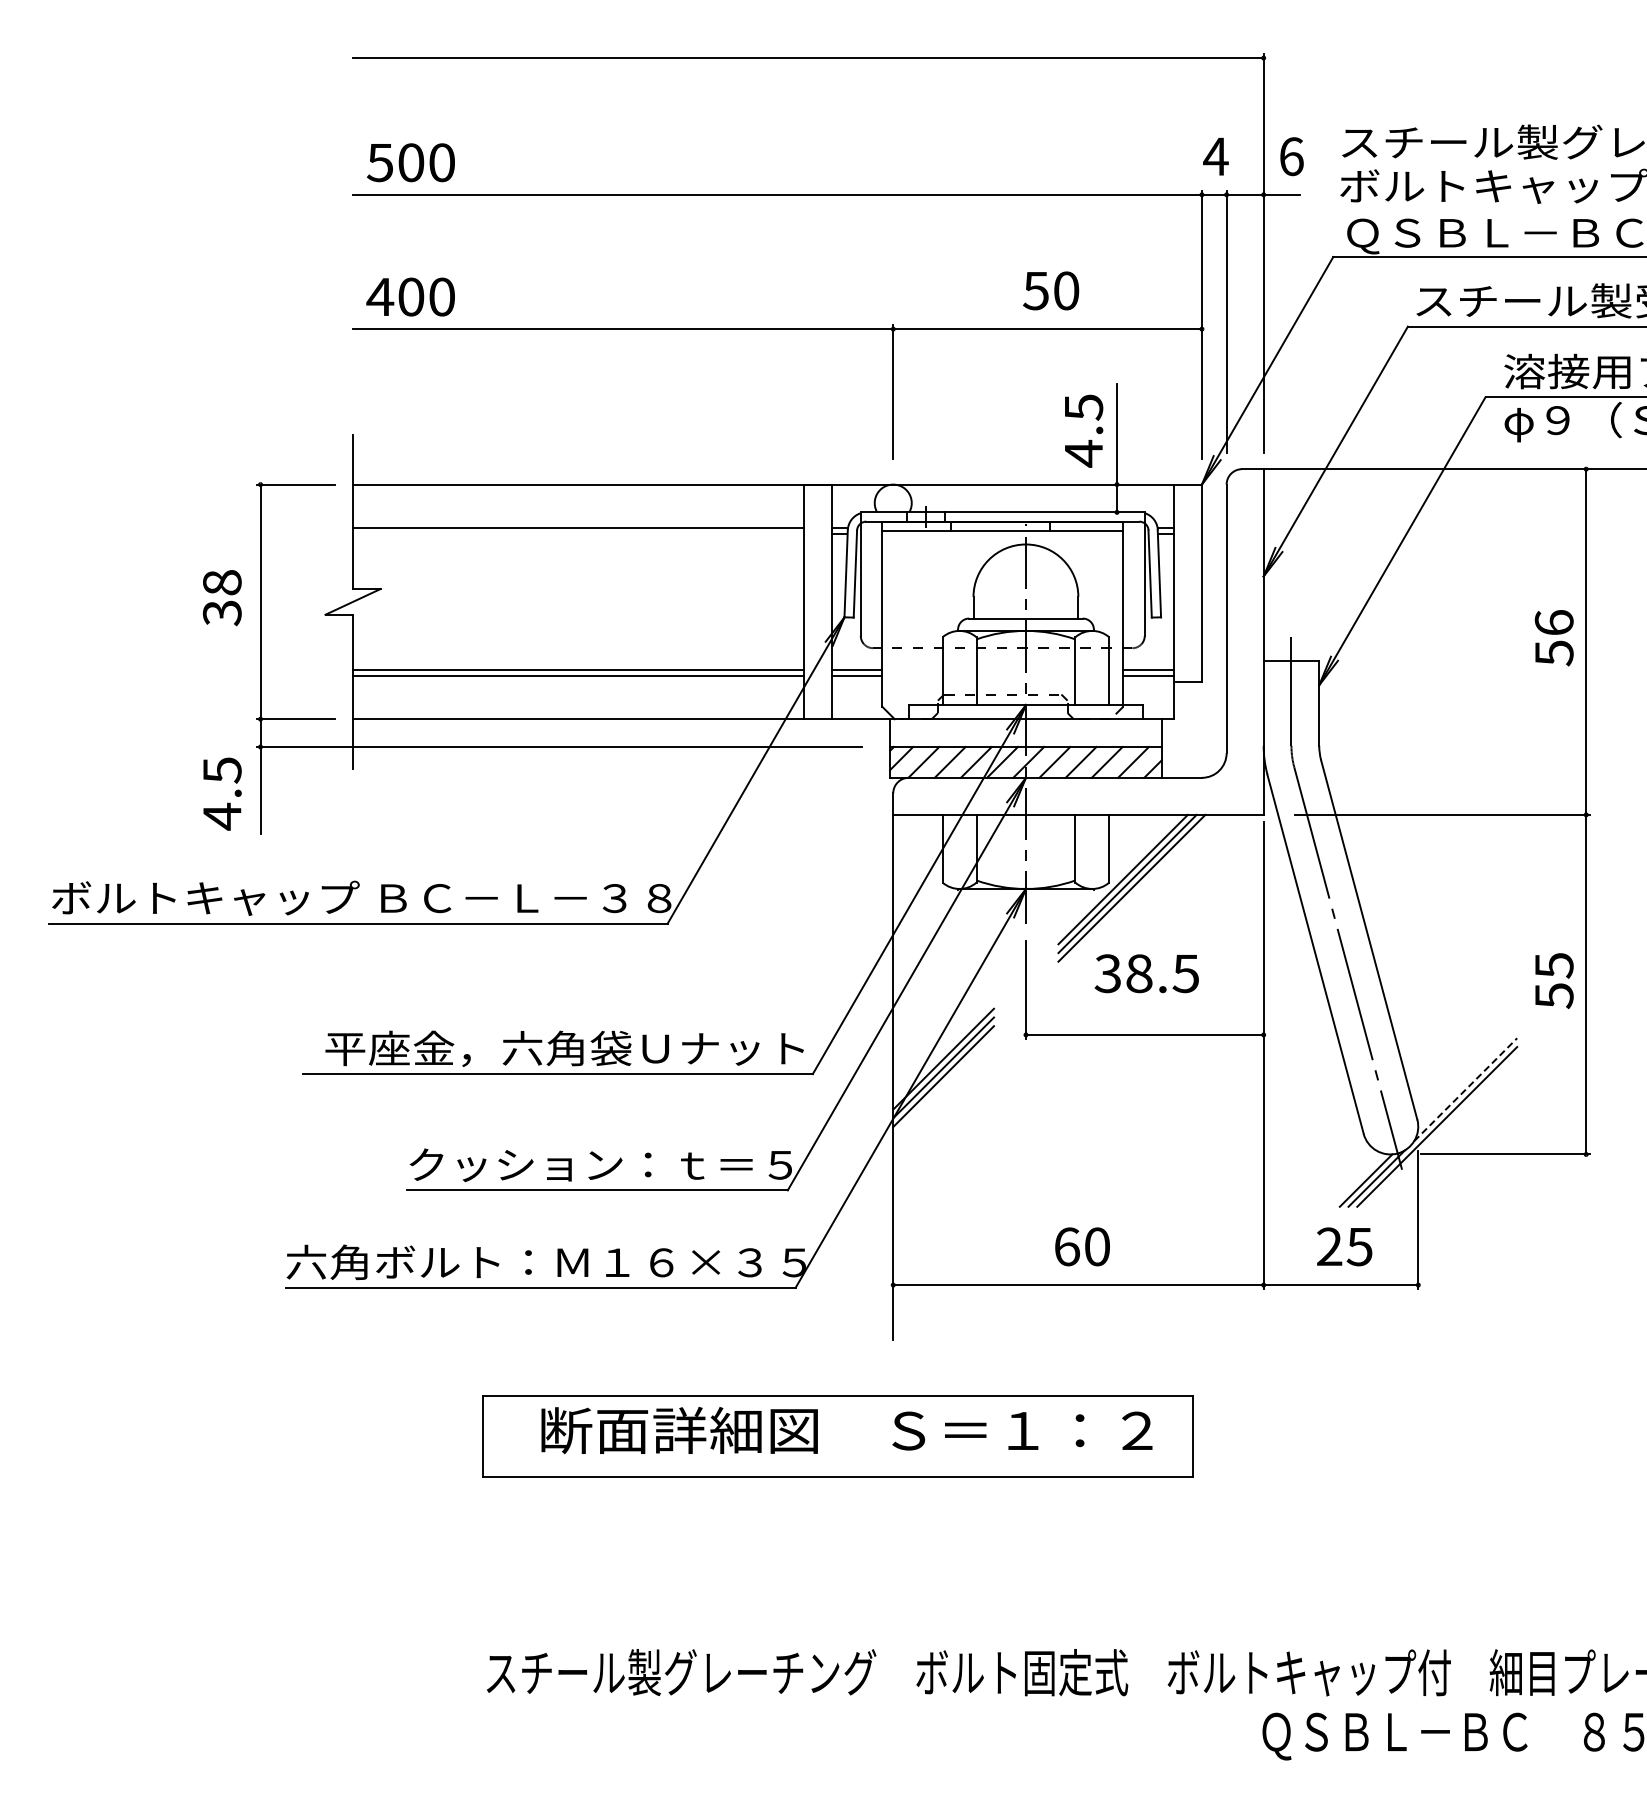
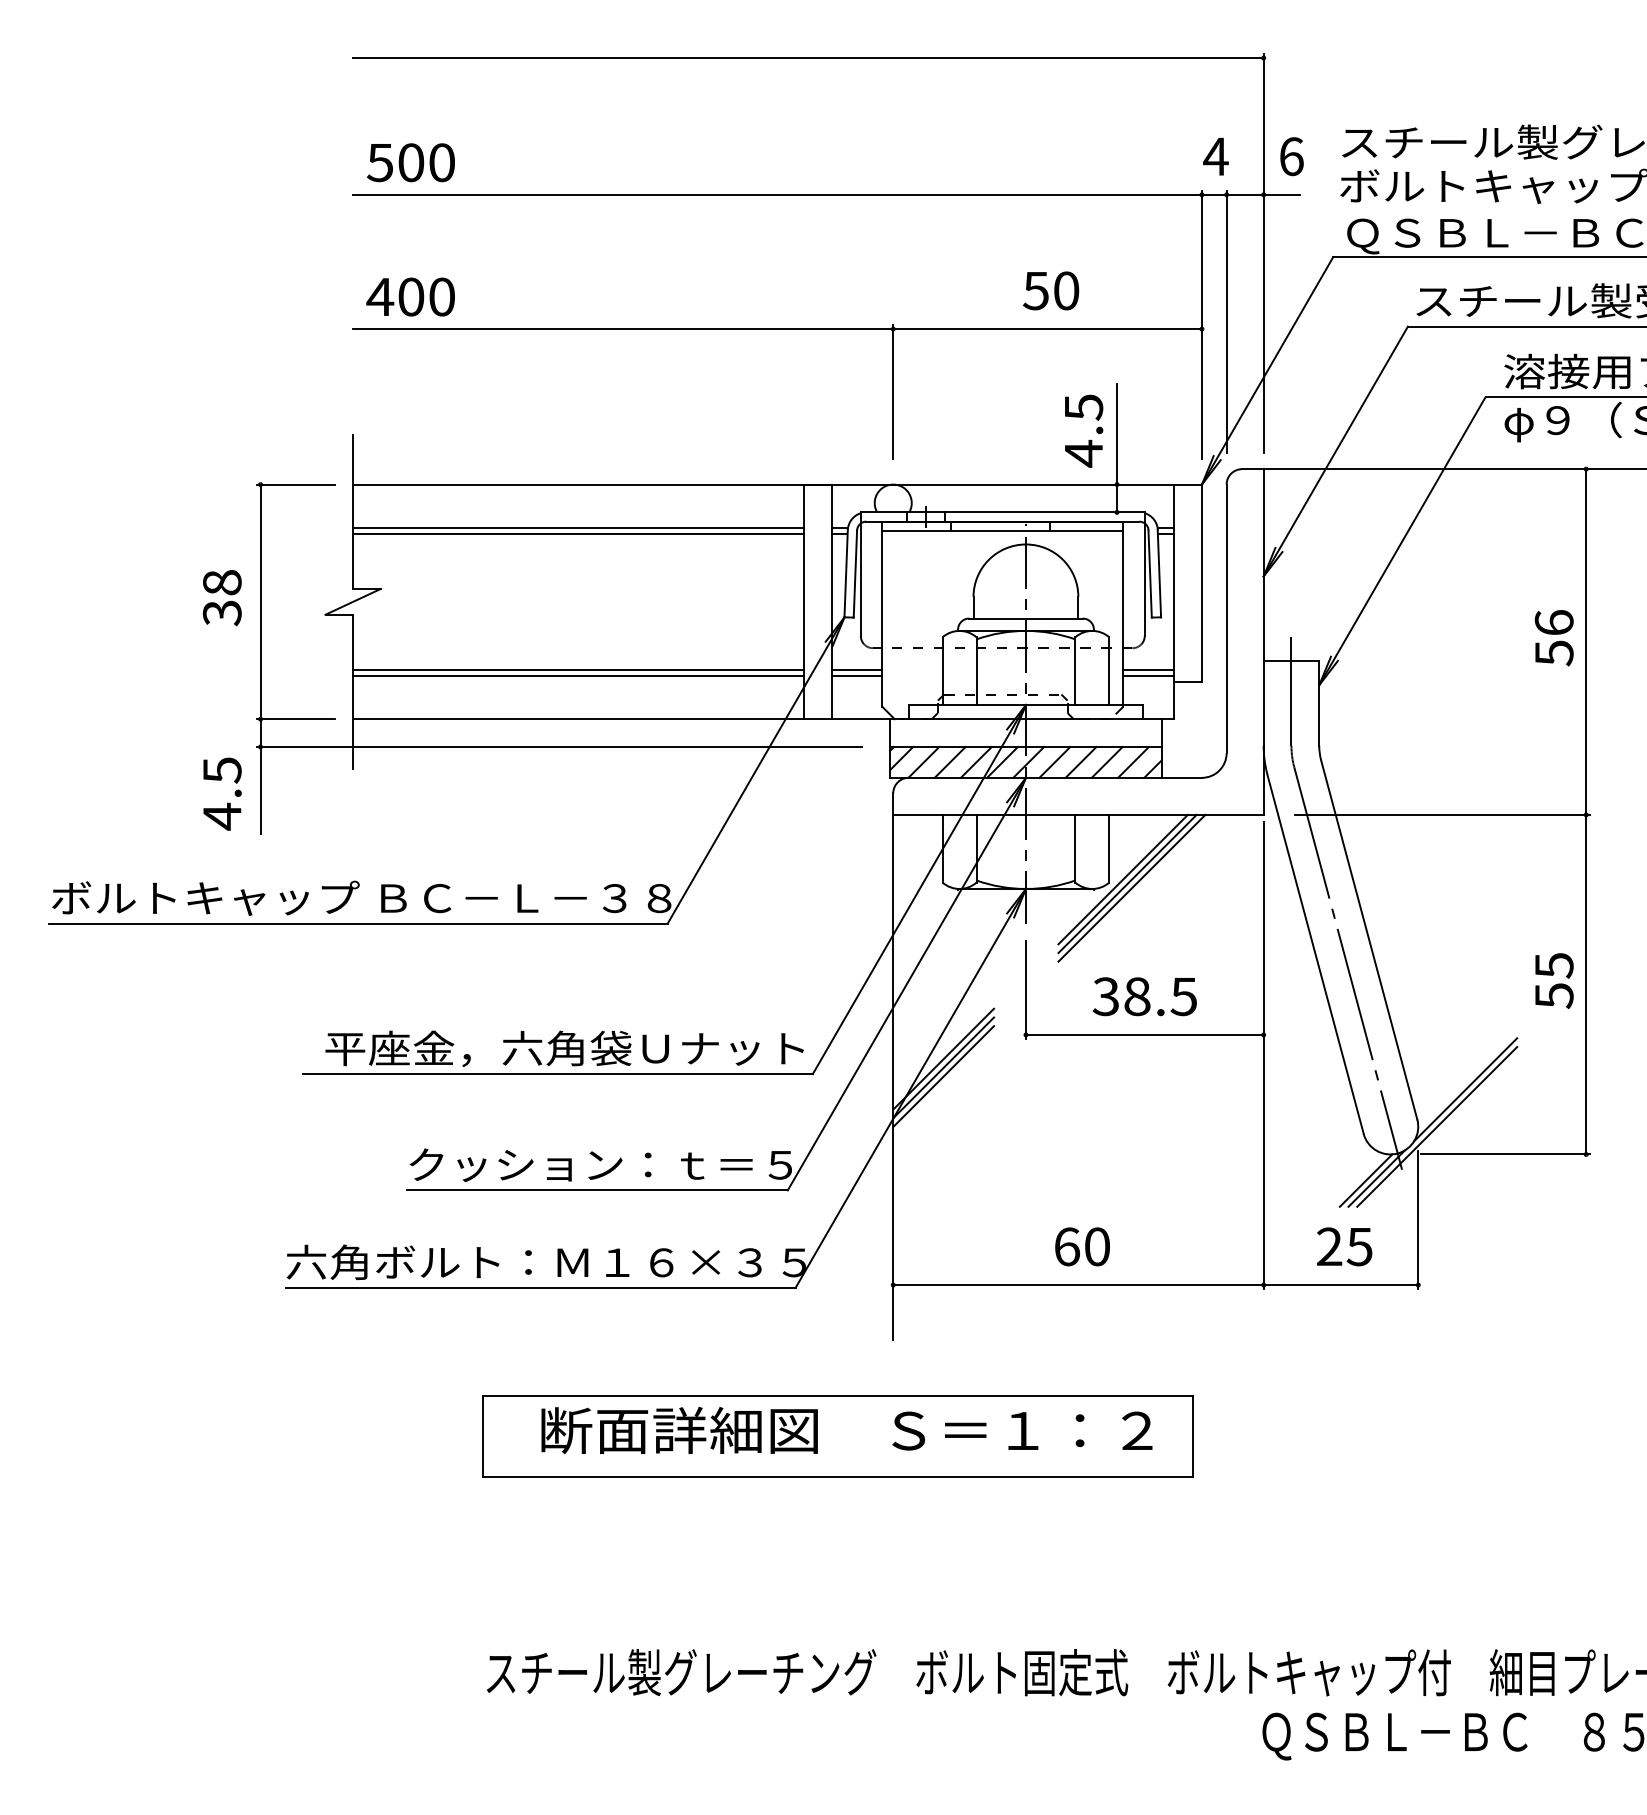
line: none -> present (577, 533)
text position: (1146, 973) -> (1144, 996) (1144, 996)
line: dashed -> solid (1465, 1089)
